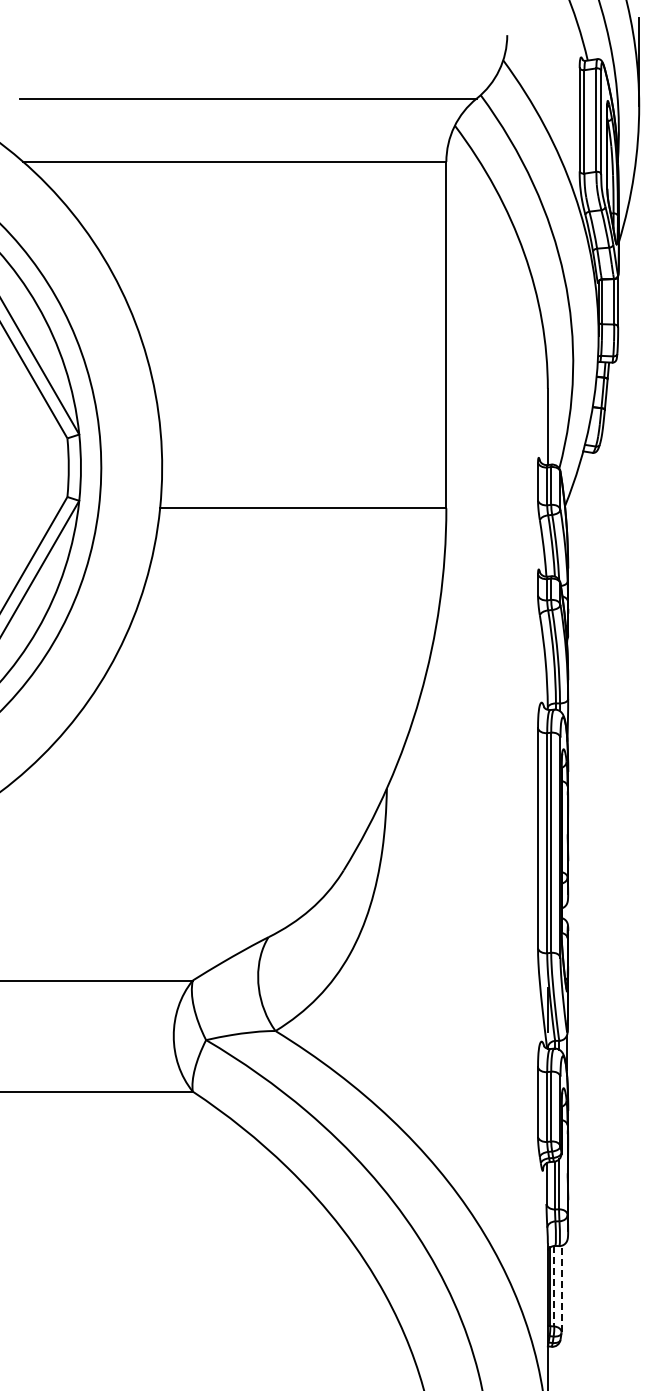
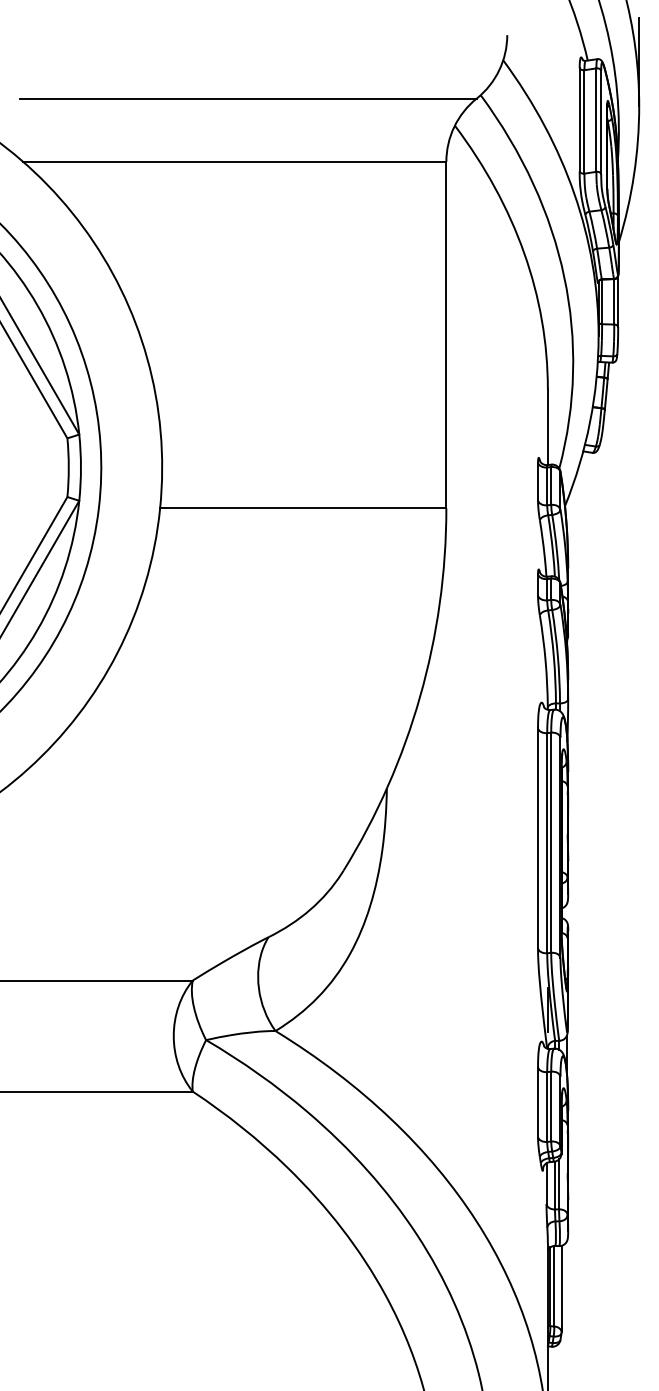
line: dashed -> solid (554, 1286)
line: dashed -> solid (561, 1288)
